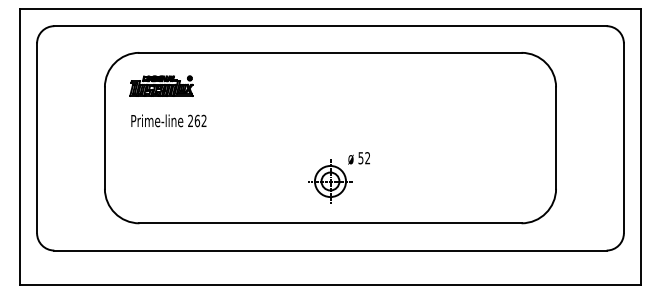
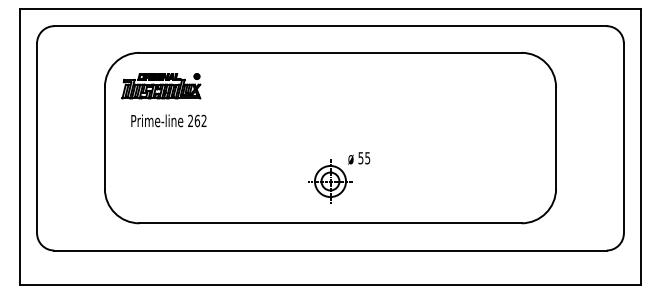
part size: 65x22 px -> 81x27 px (161, 86)
text: 52 -> 55 (367, 158)
